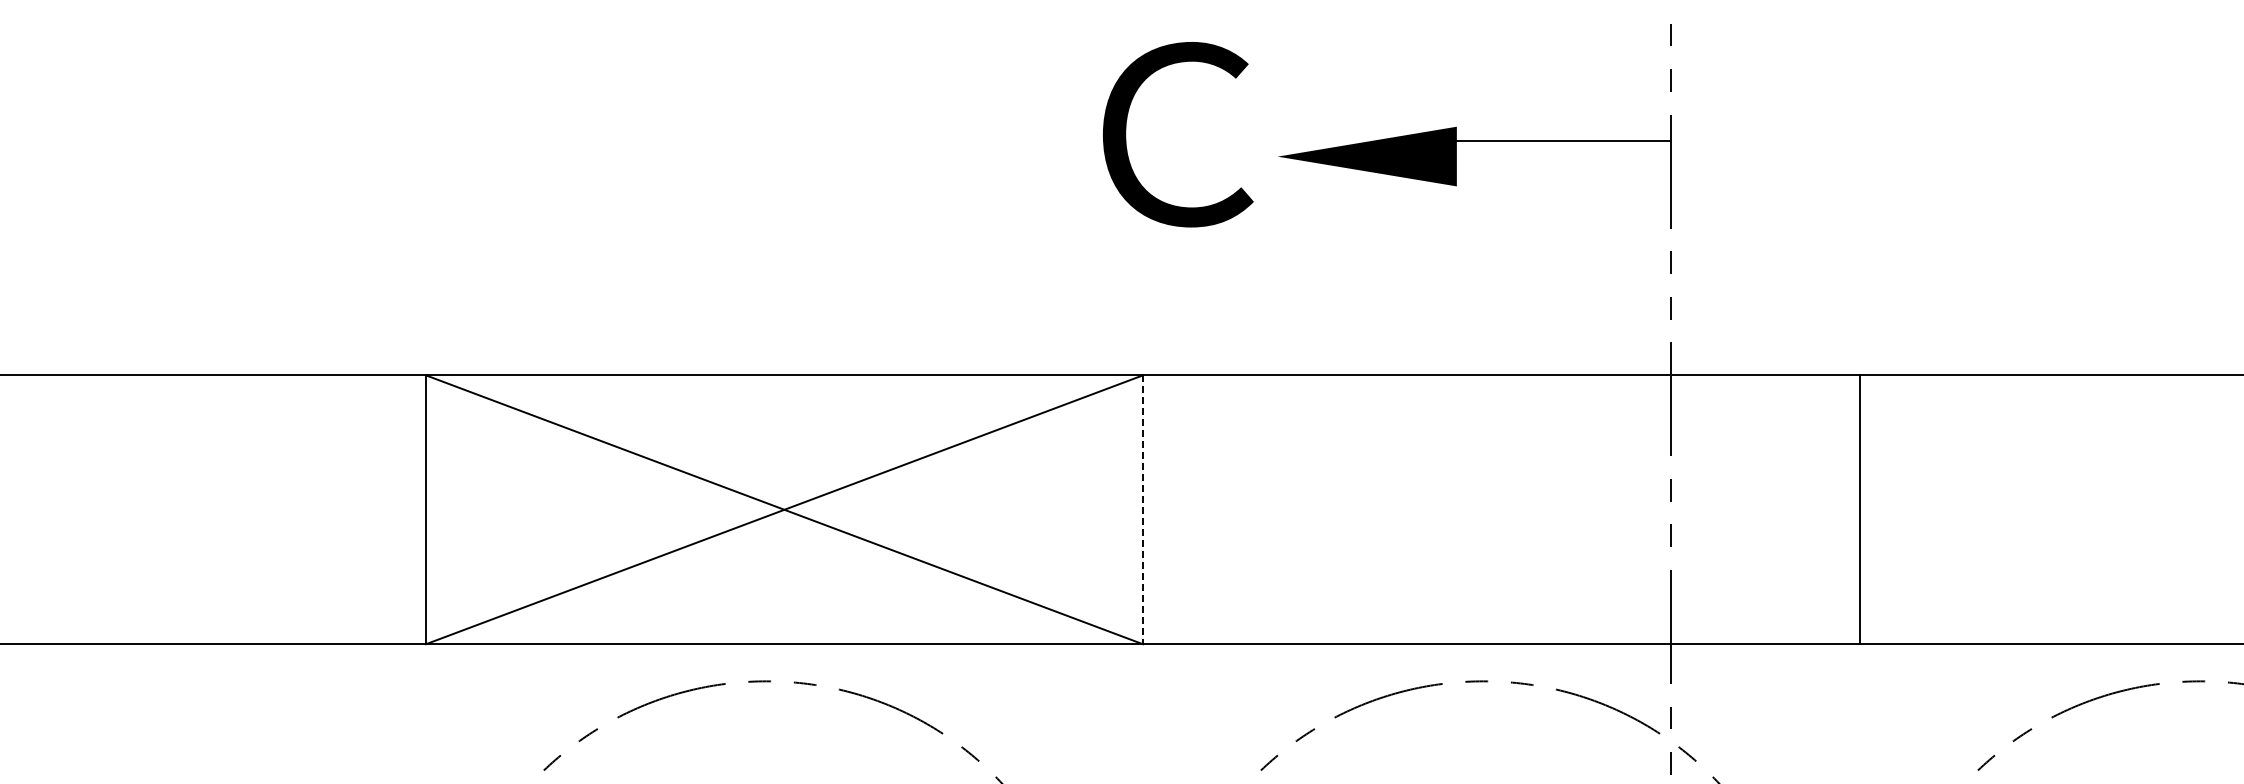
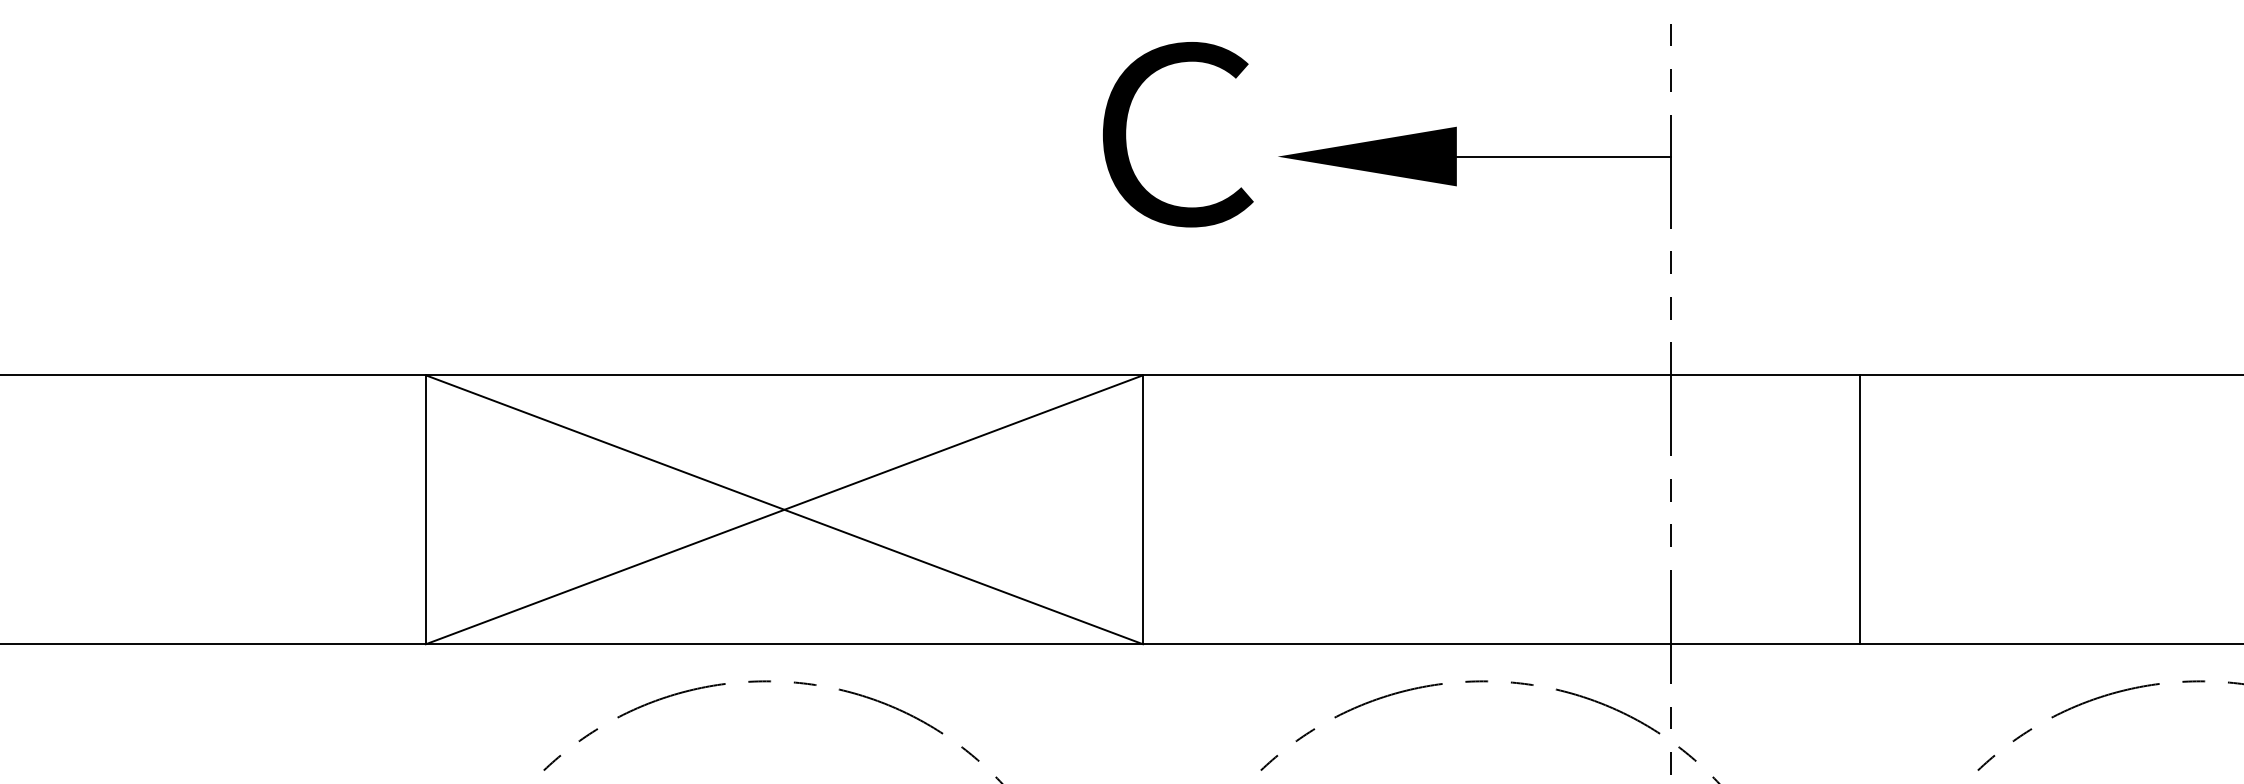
line position: (1563, 140) -> (1563, 156) (1563, 156)
line: dashed -> solid (1142, 510)
